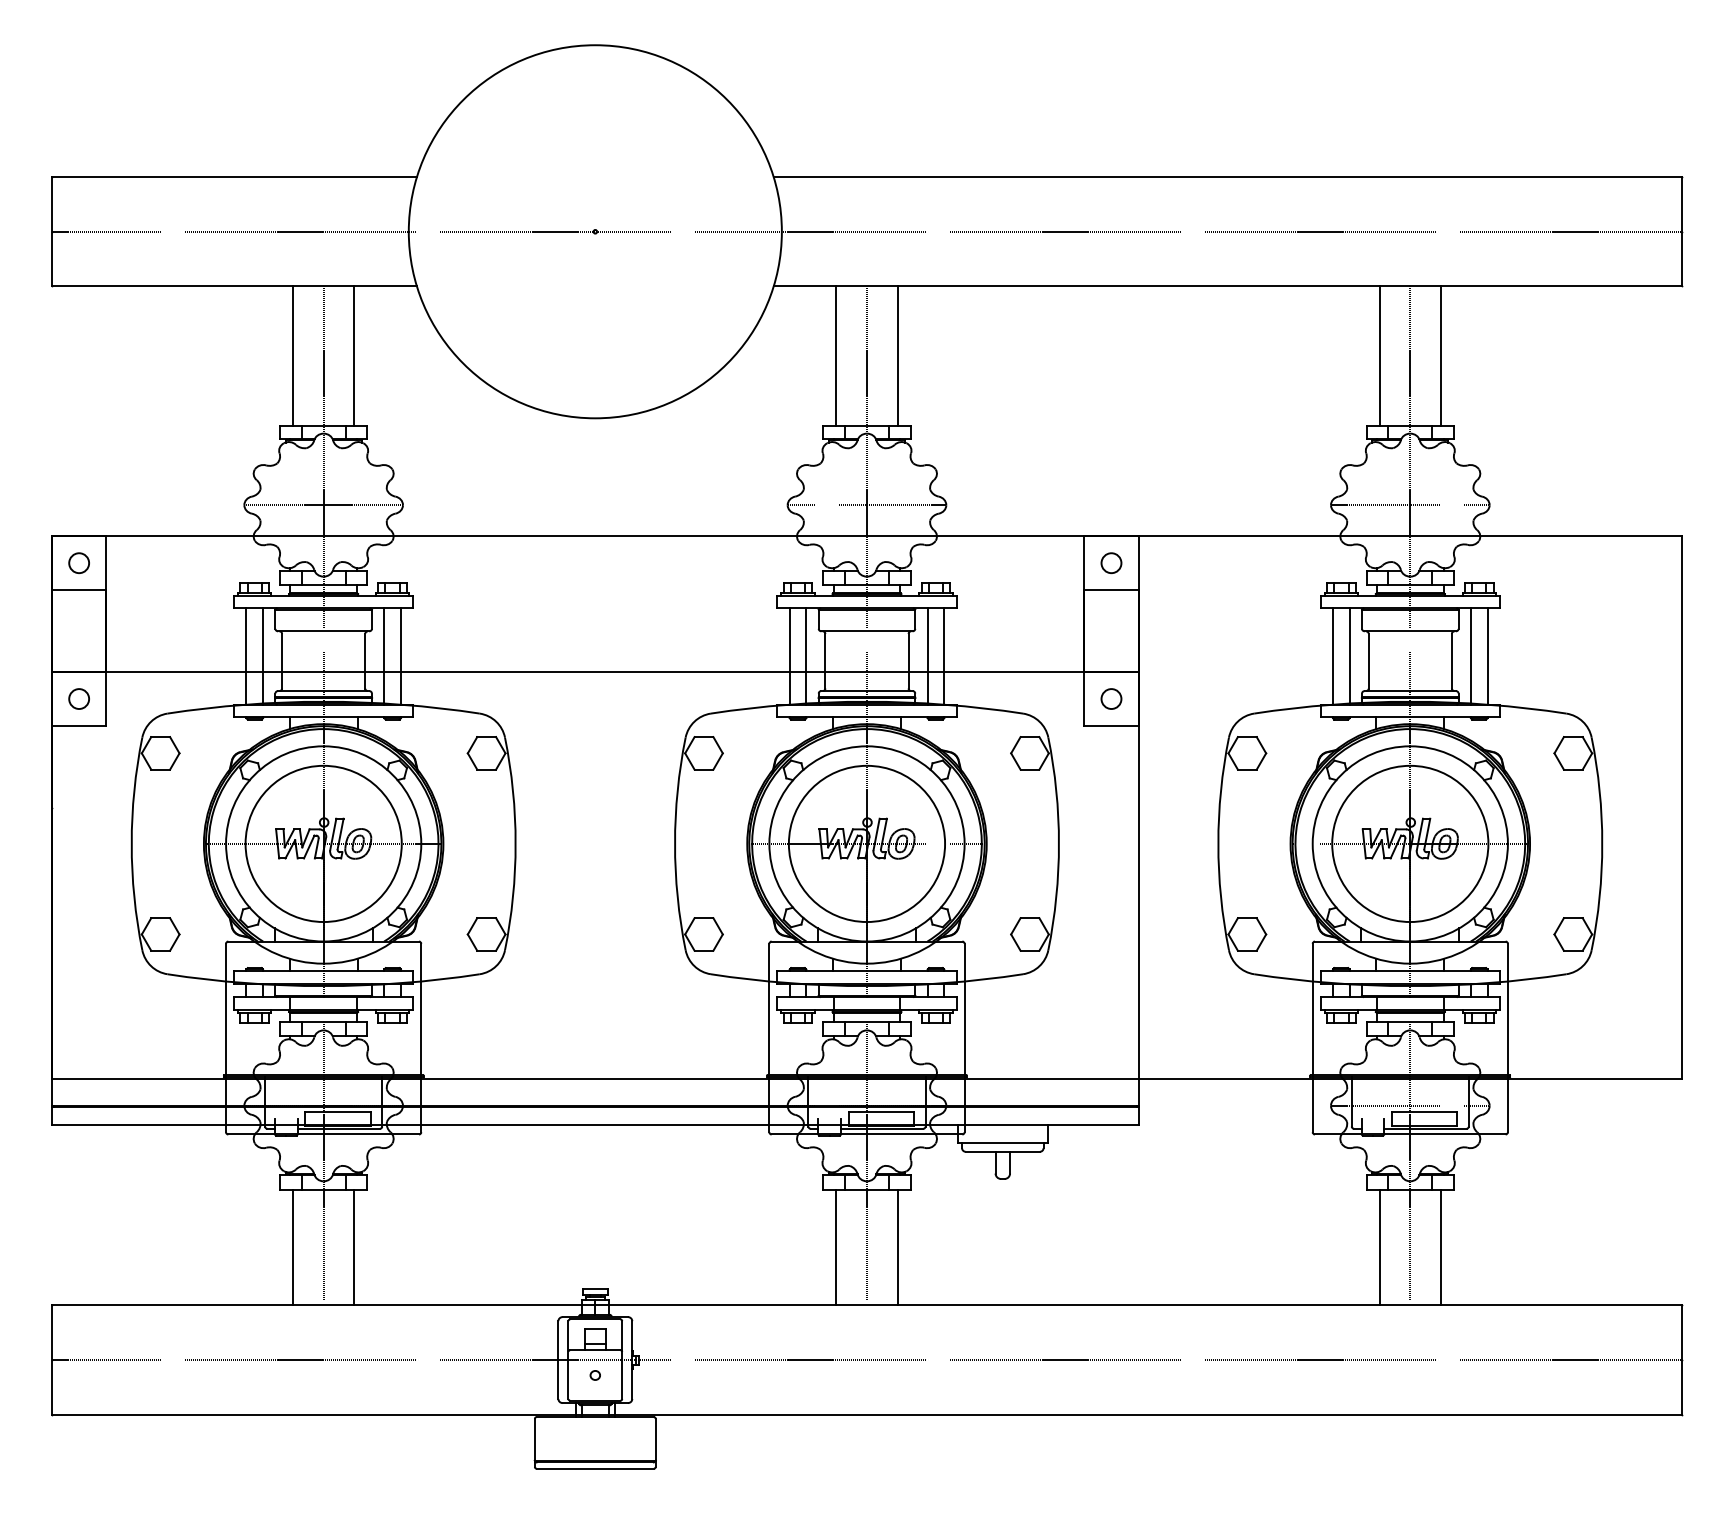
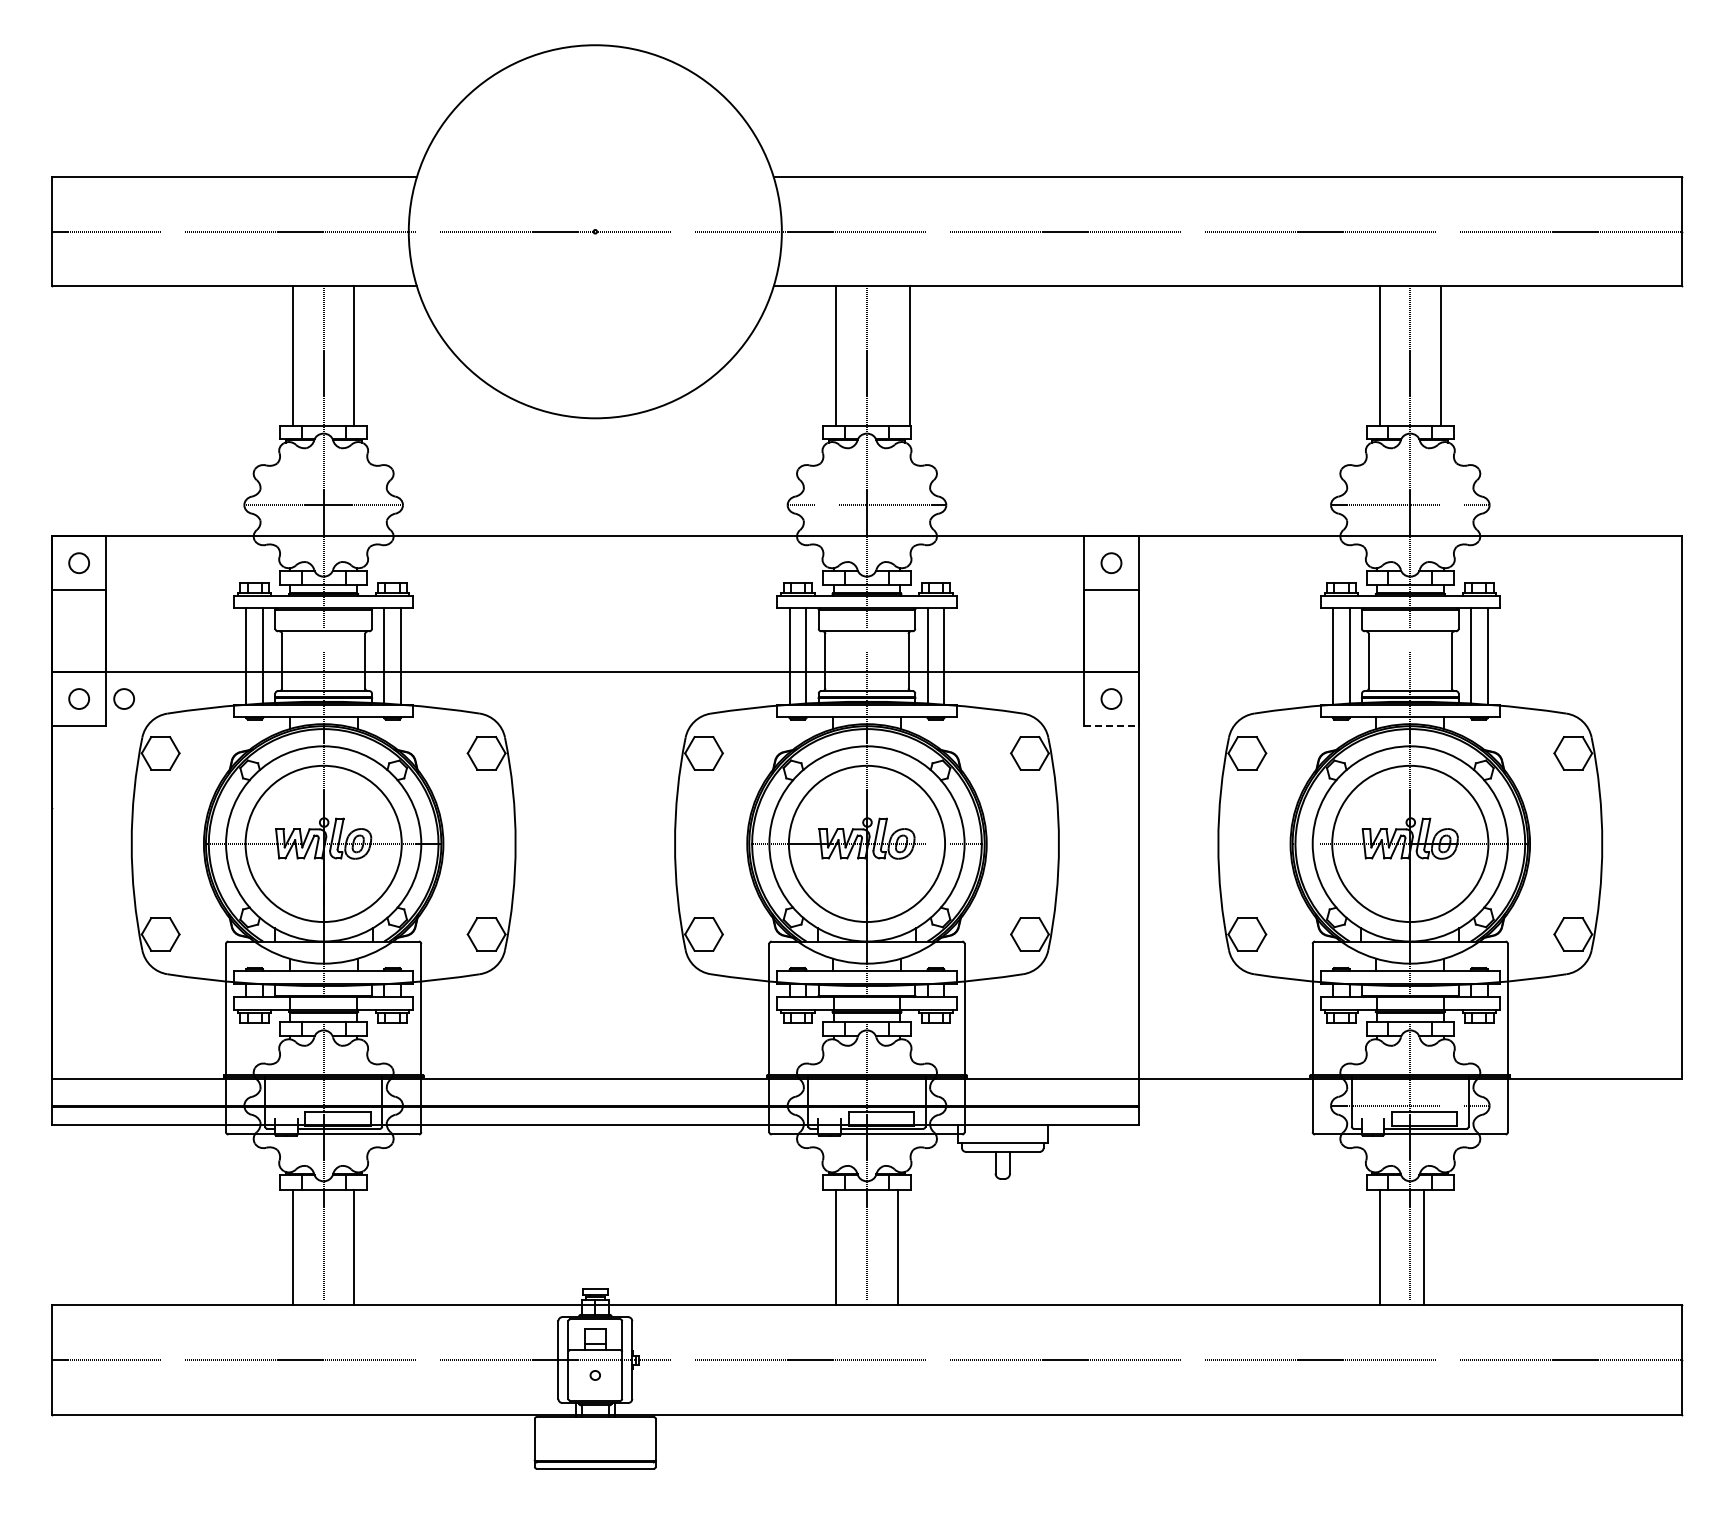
line position: (897, 355) -> (909, 355) (909, 355)
circle: none -> present (123, 698)
line: solid -> dashed (1111, 726)
line position: (1440, 1247) -> (1423, 1247) (1423, 1247)
